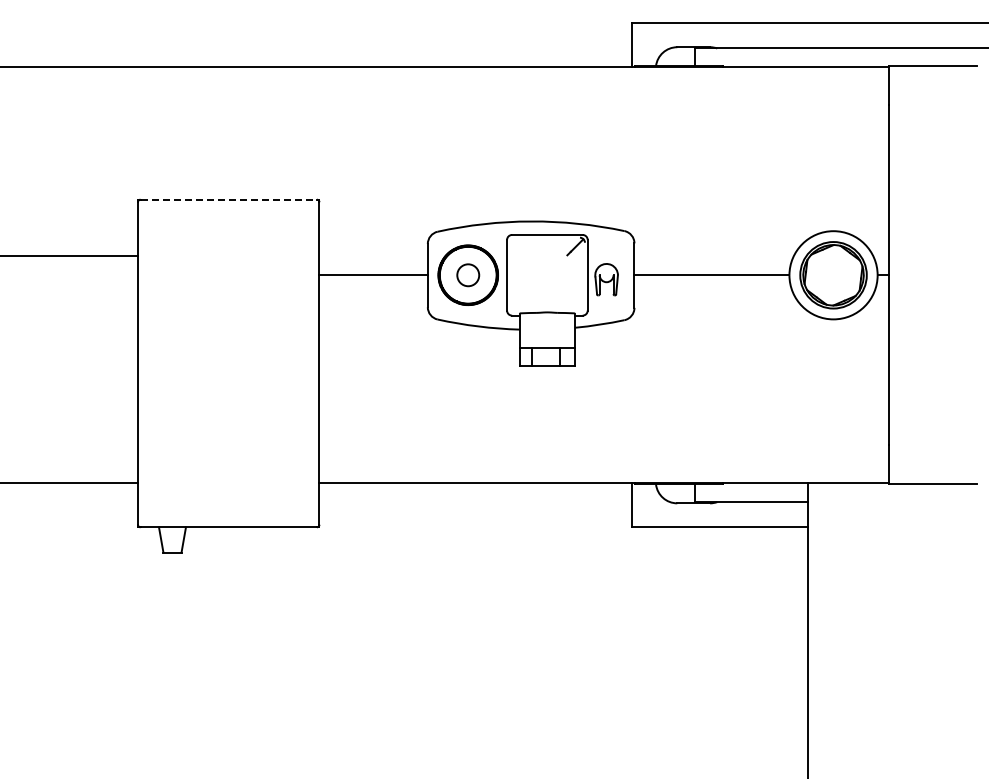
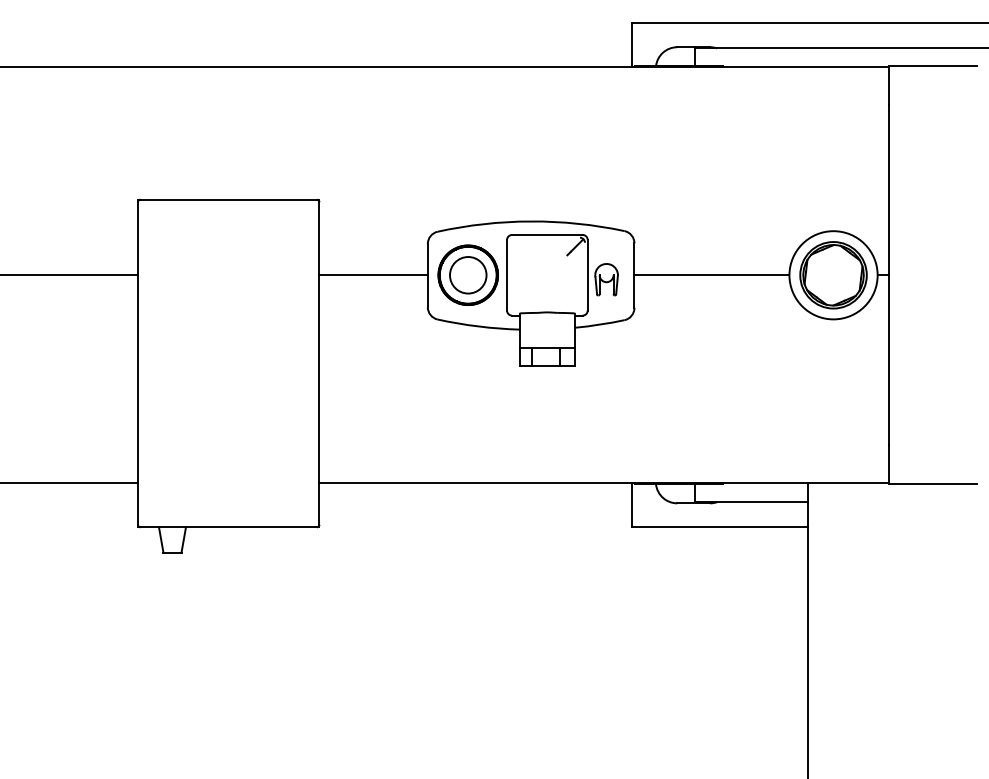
line: dashed -> solid (229, 199)
line position: (70, 256) -> (70, 275) (70, 275)
circle diameter: 22 px -> 37 px (467, 275)
